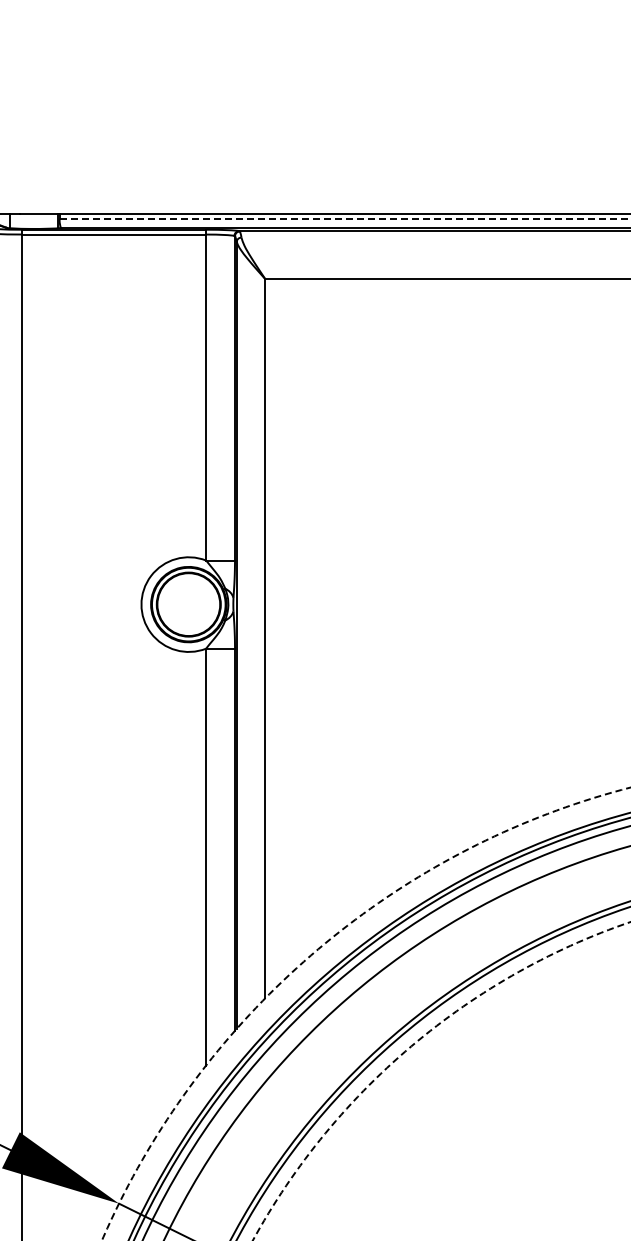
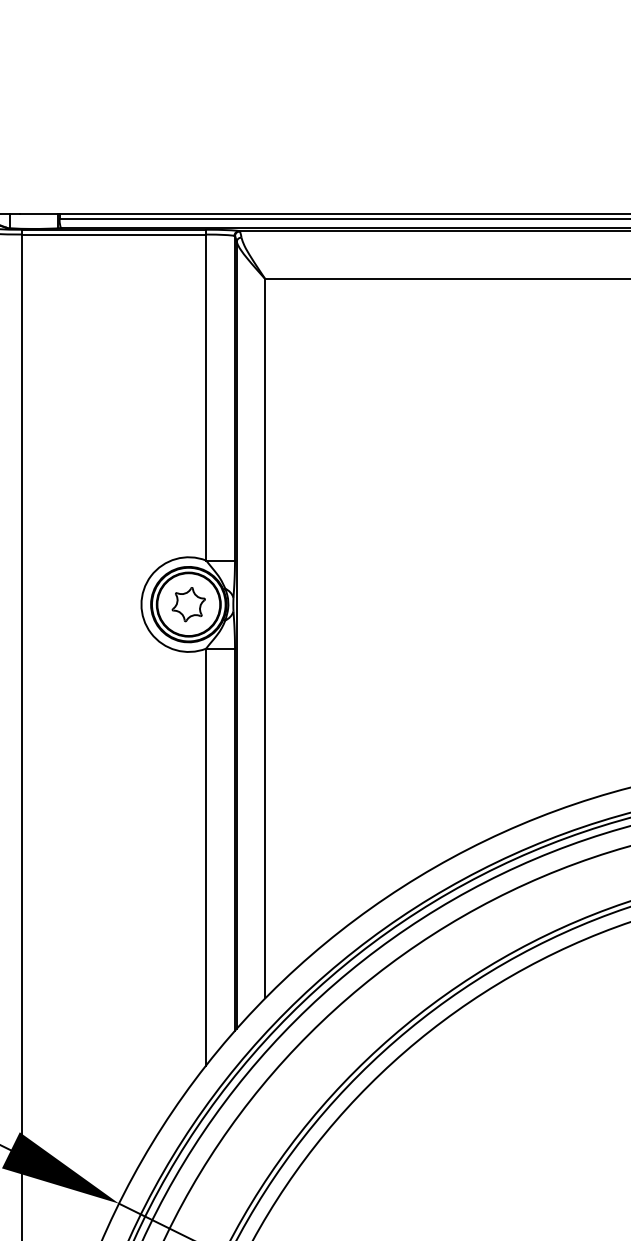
line: dashed -> solid (345, 218)
part: none -> present (188, 604)
arc: dashed -> solid (315, 951)
arc: dashed -> solid (412, 1045)
